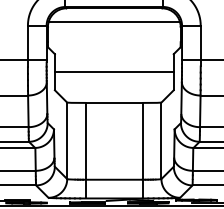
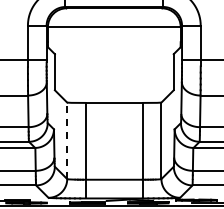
line position: (113, 21) -> (113, 26) (113, 26)
line: present -> none (113, 71)
line: solid -> dashed (67, 140)
